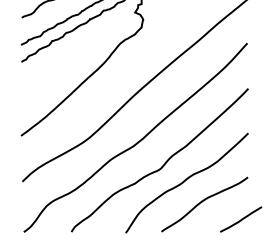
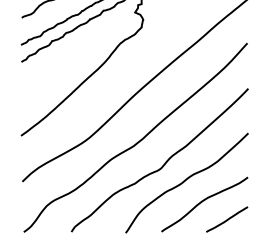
curve position: (241, 219) -> (227, 219) (227, 219)
